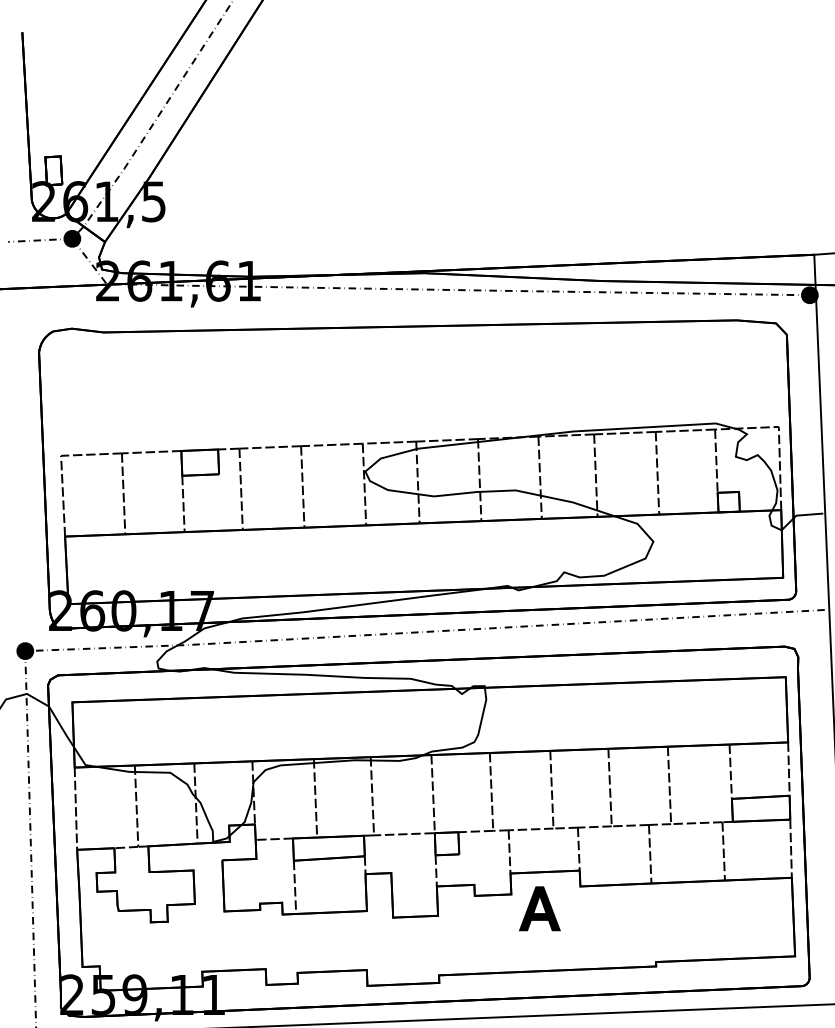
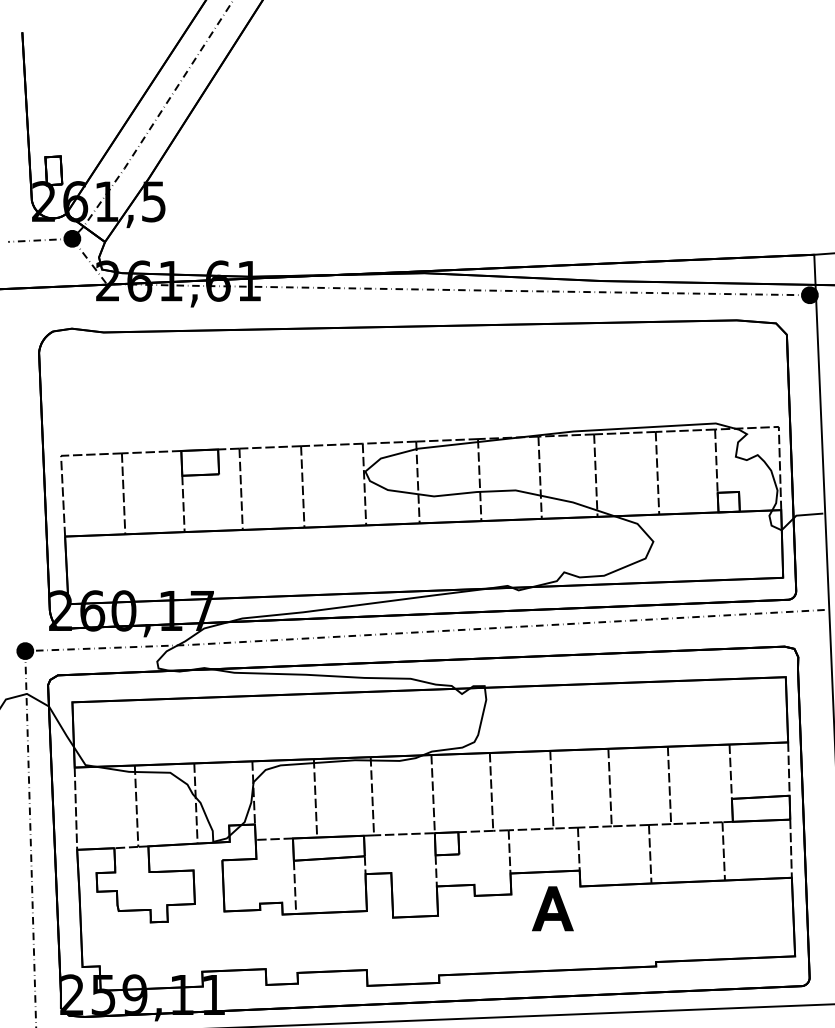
part position: (539, 908) -> (552, 908) (552, 908)
